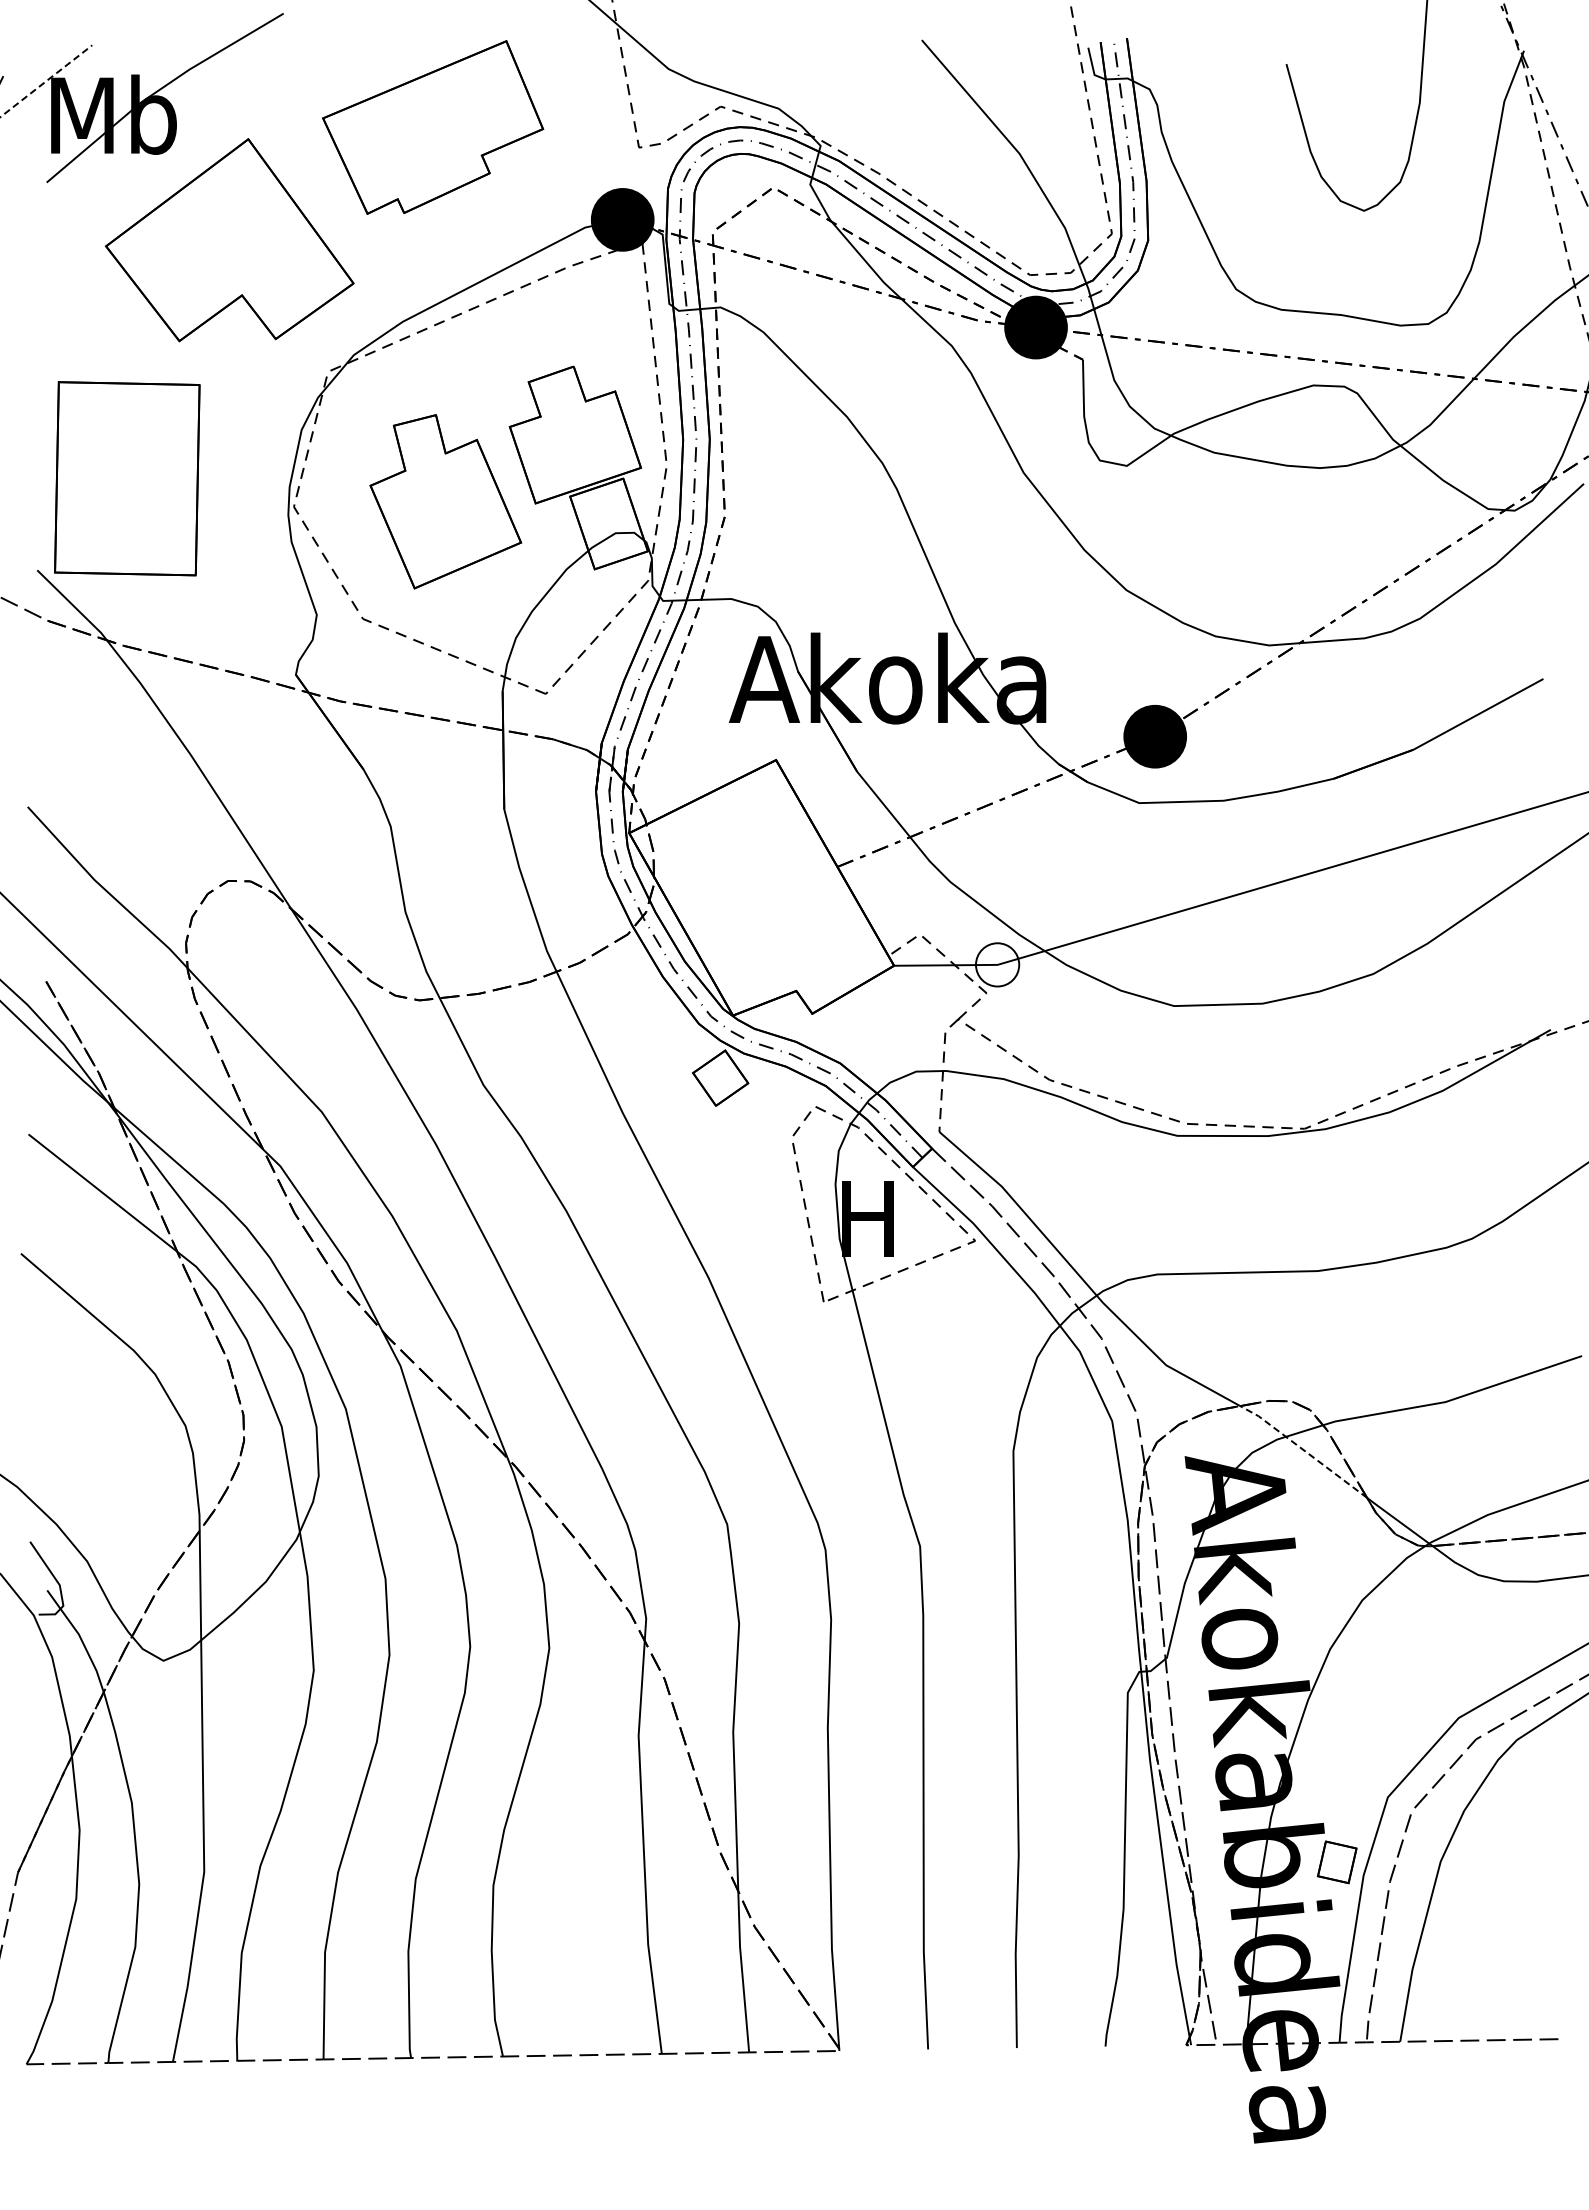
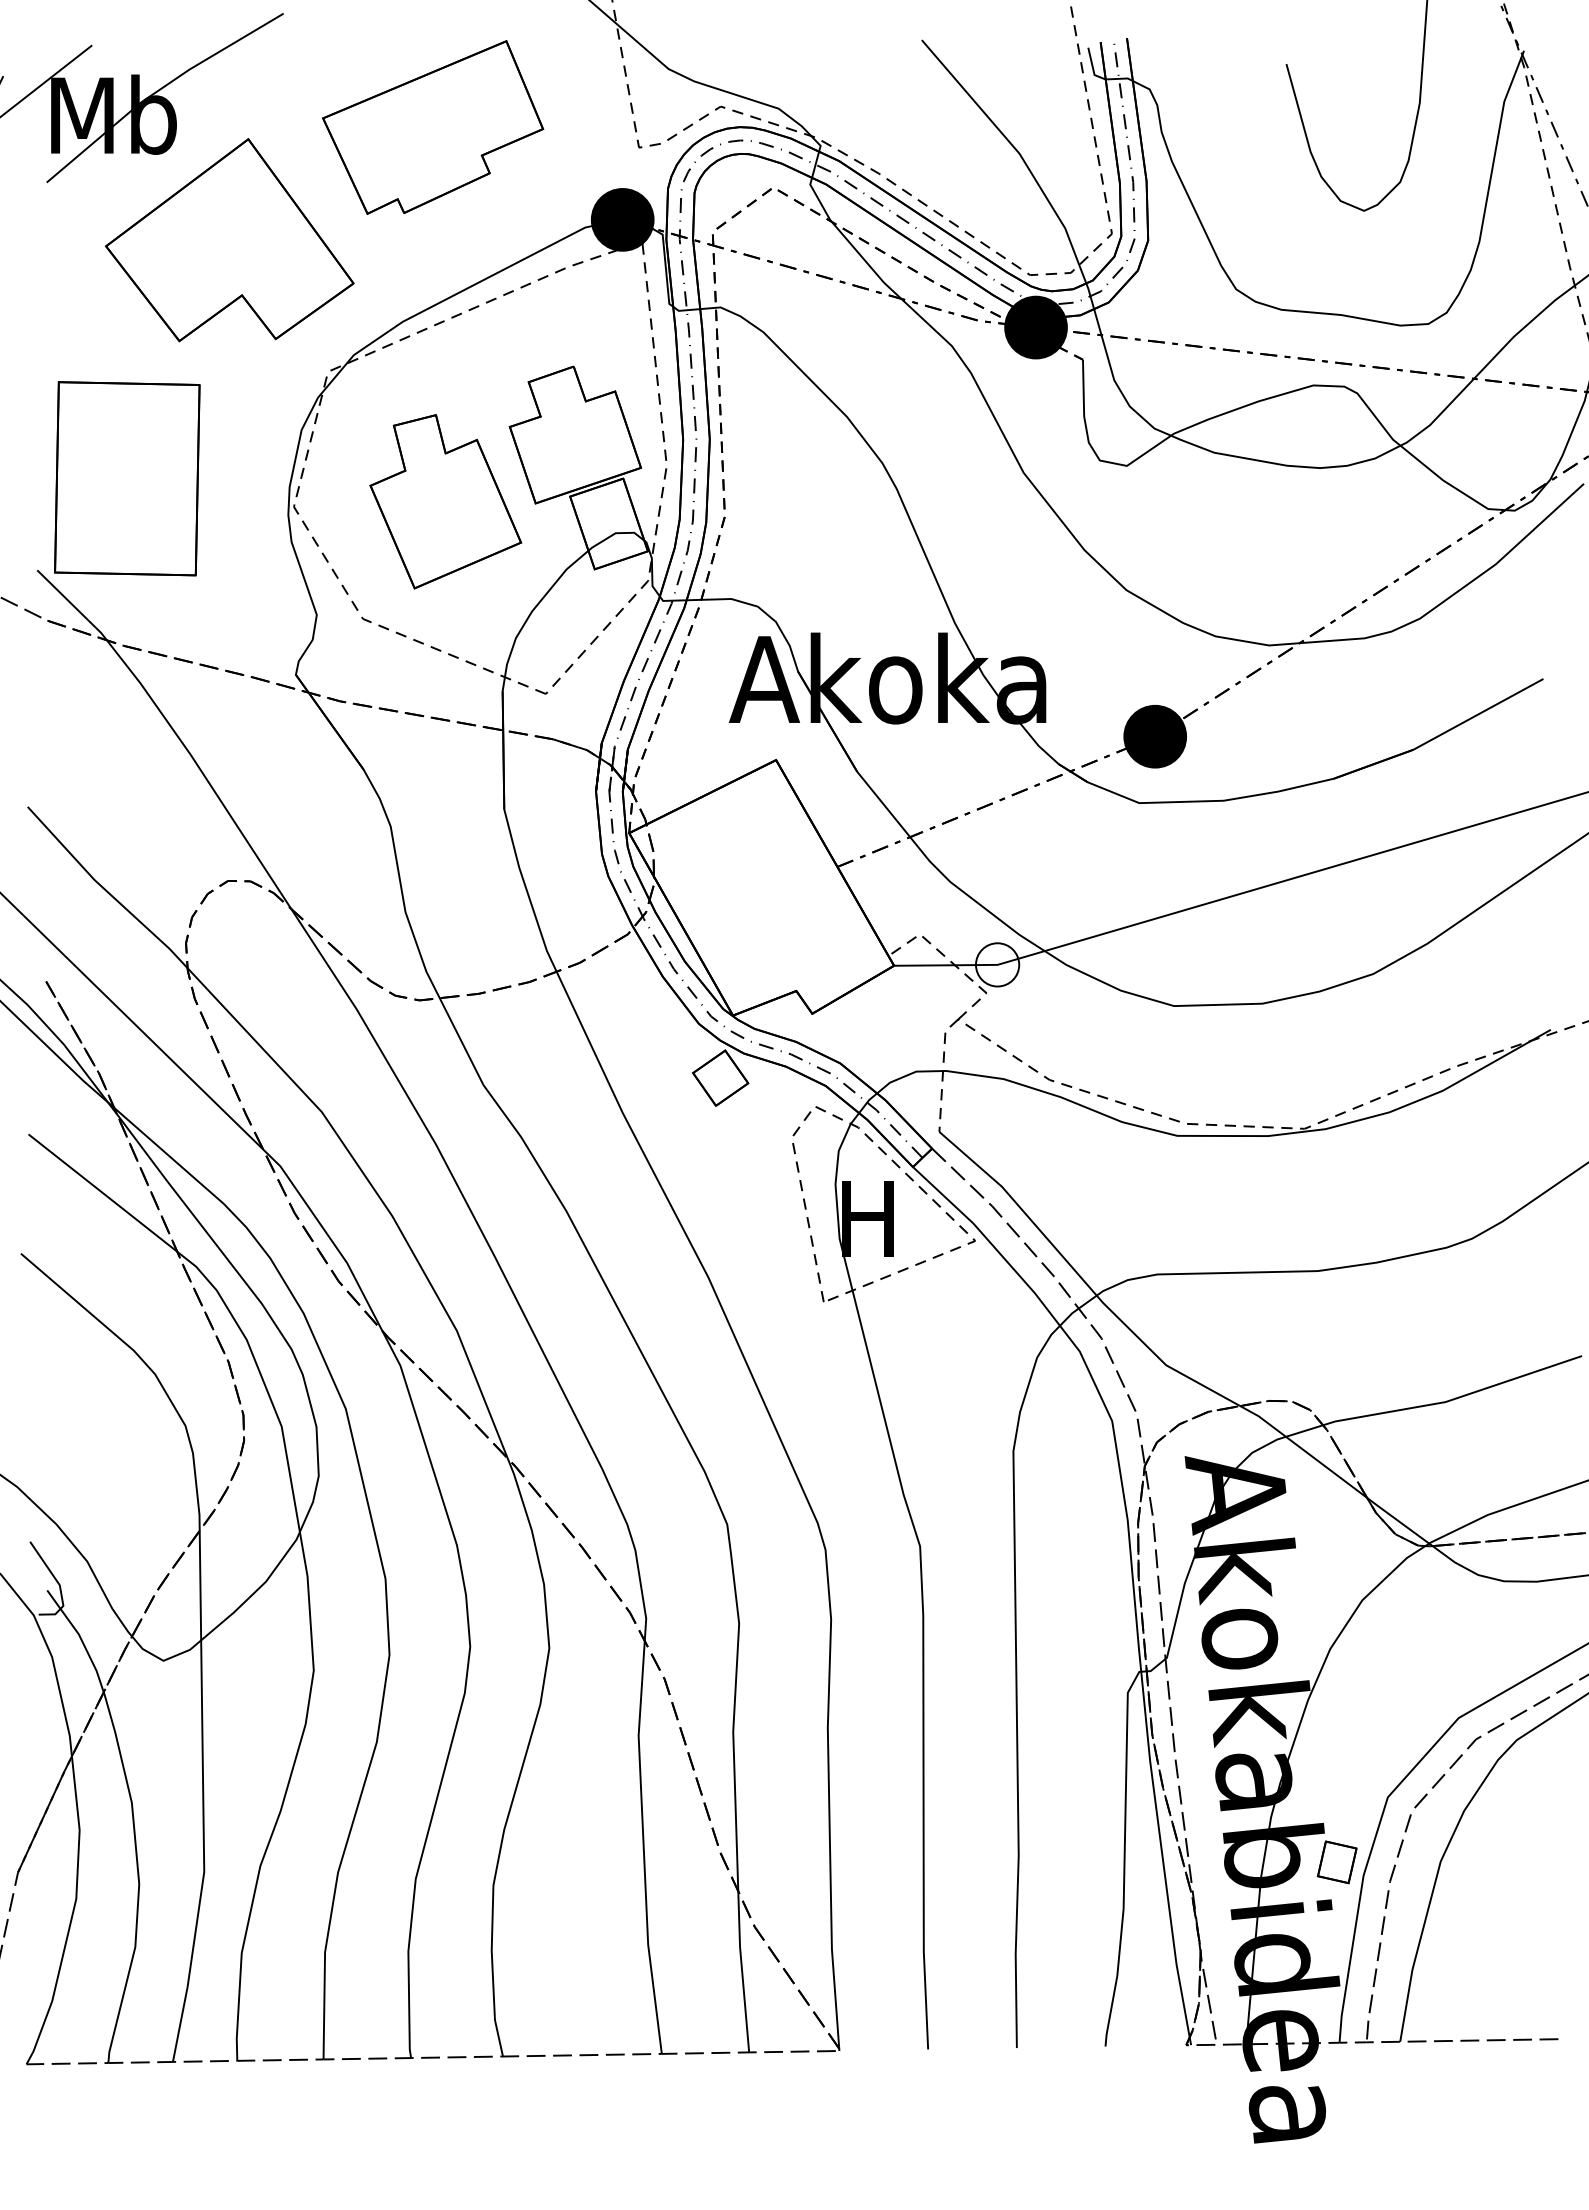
line: dashed -> solid (46, 80)
line: dashed -> solid (1303, 1449)
